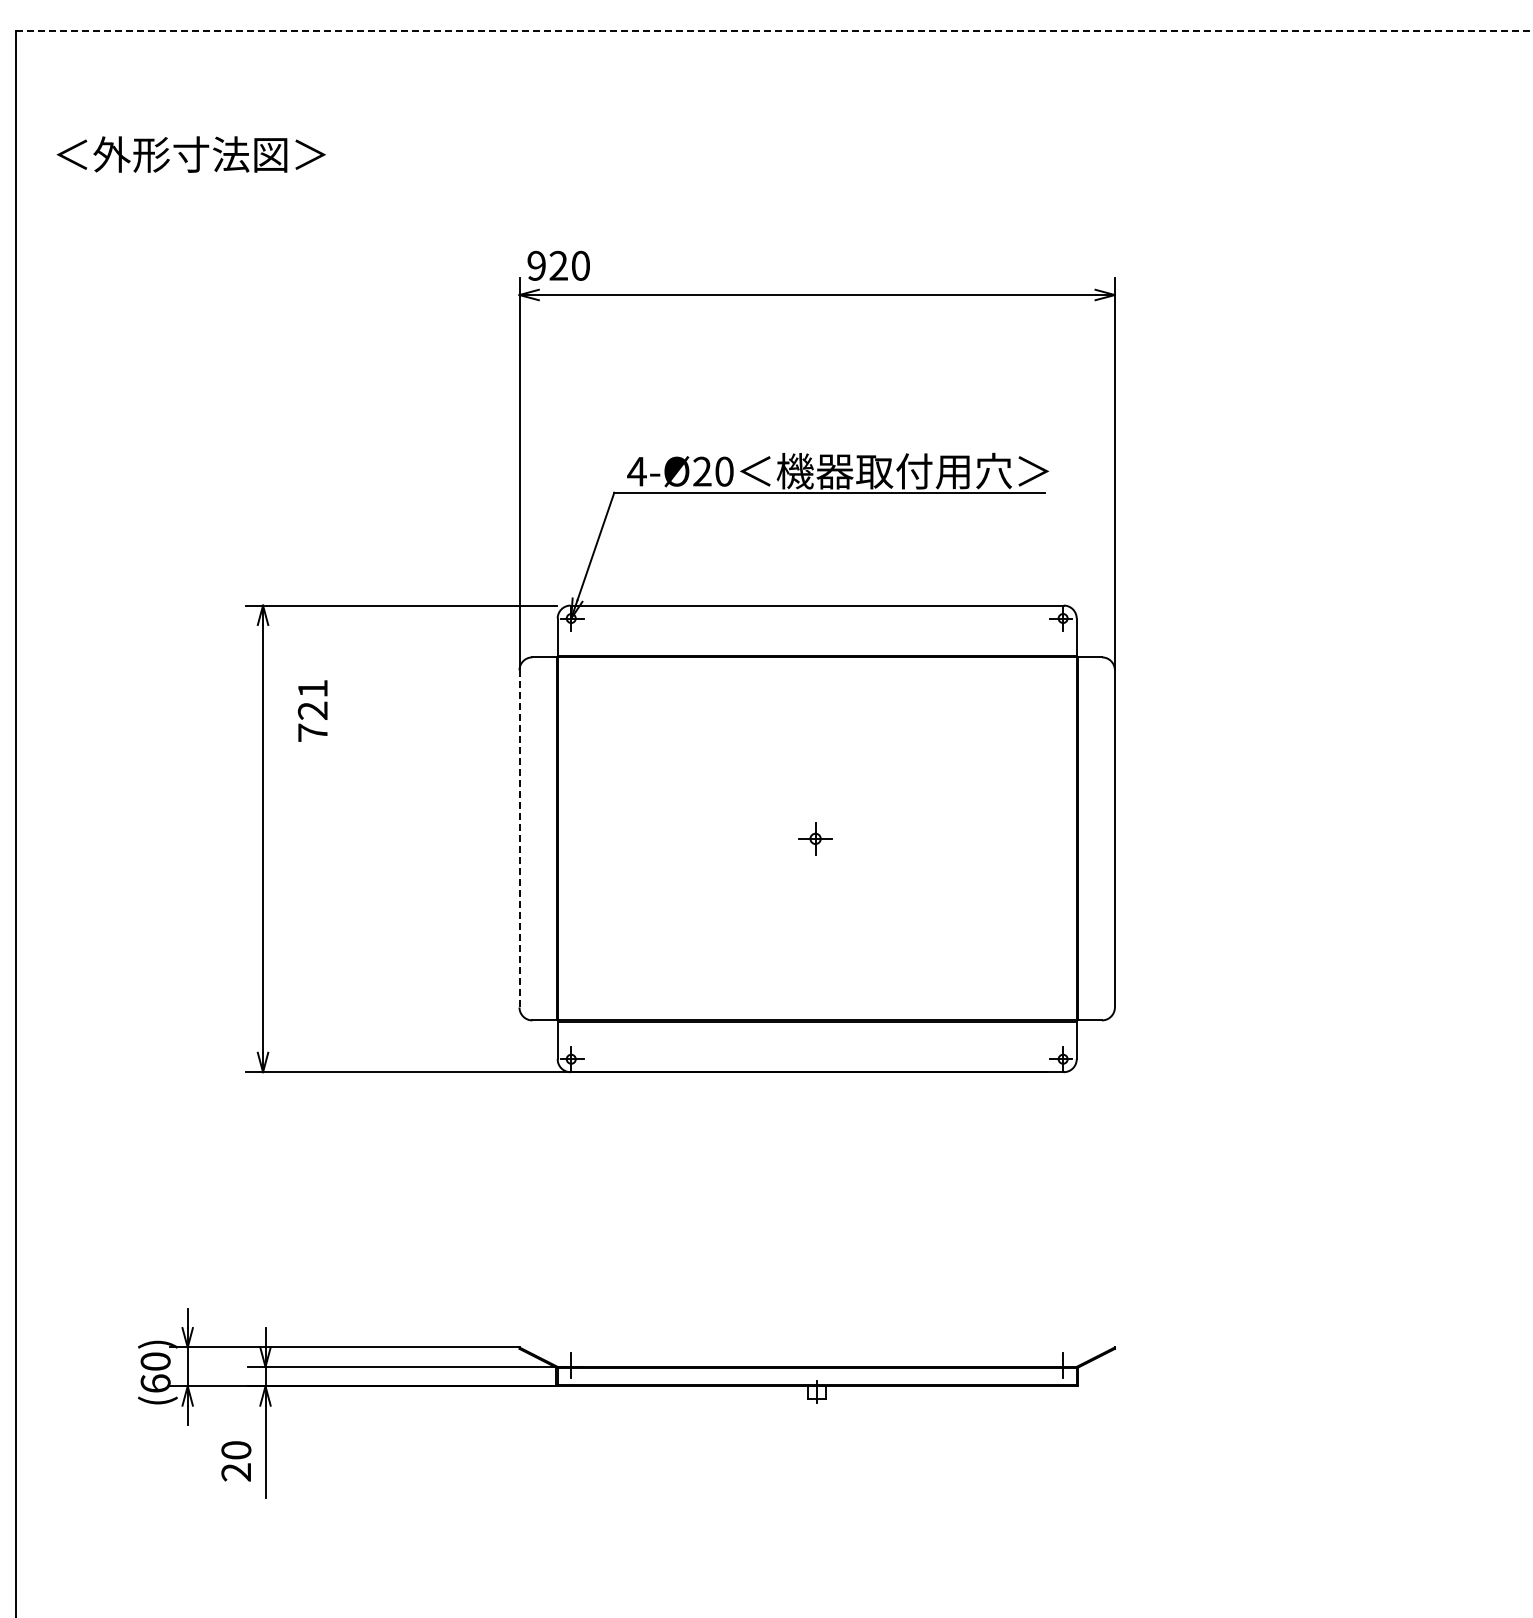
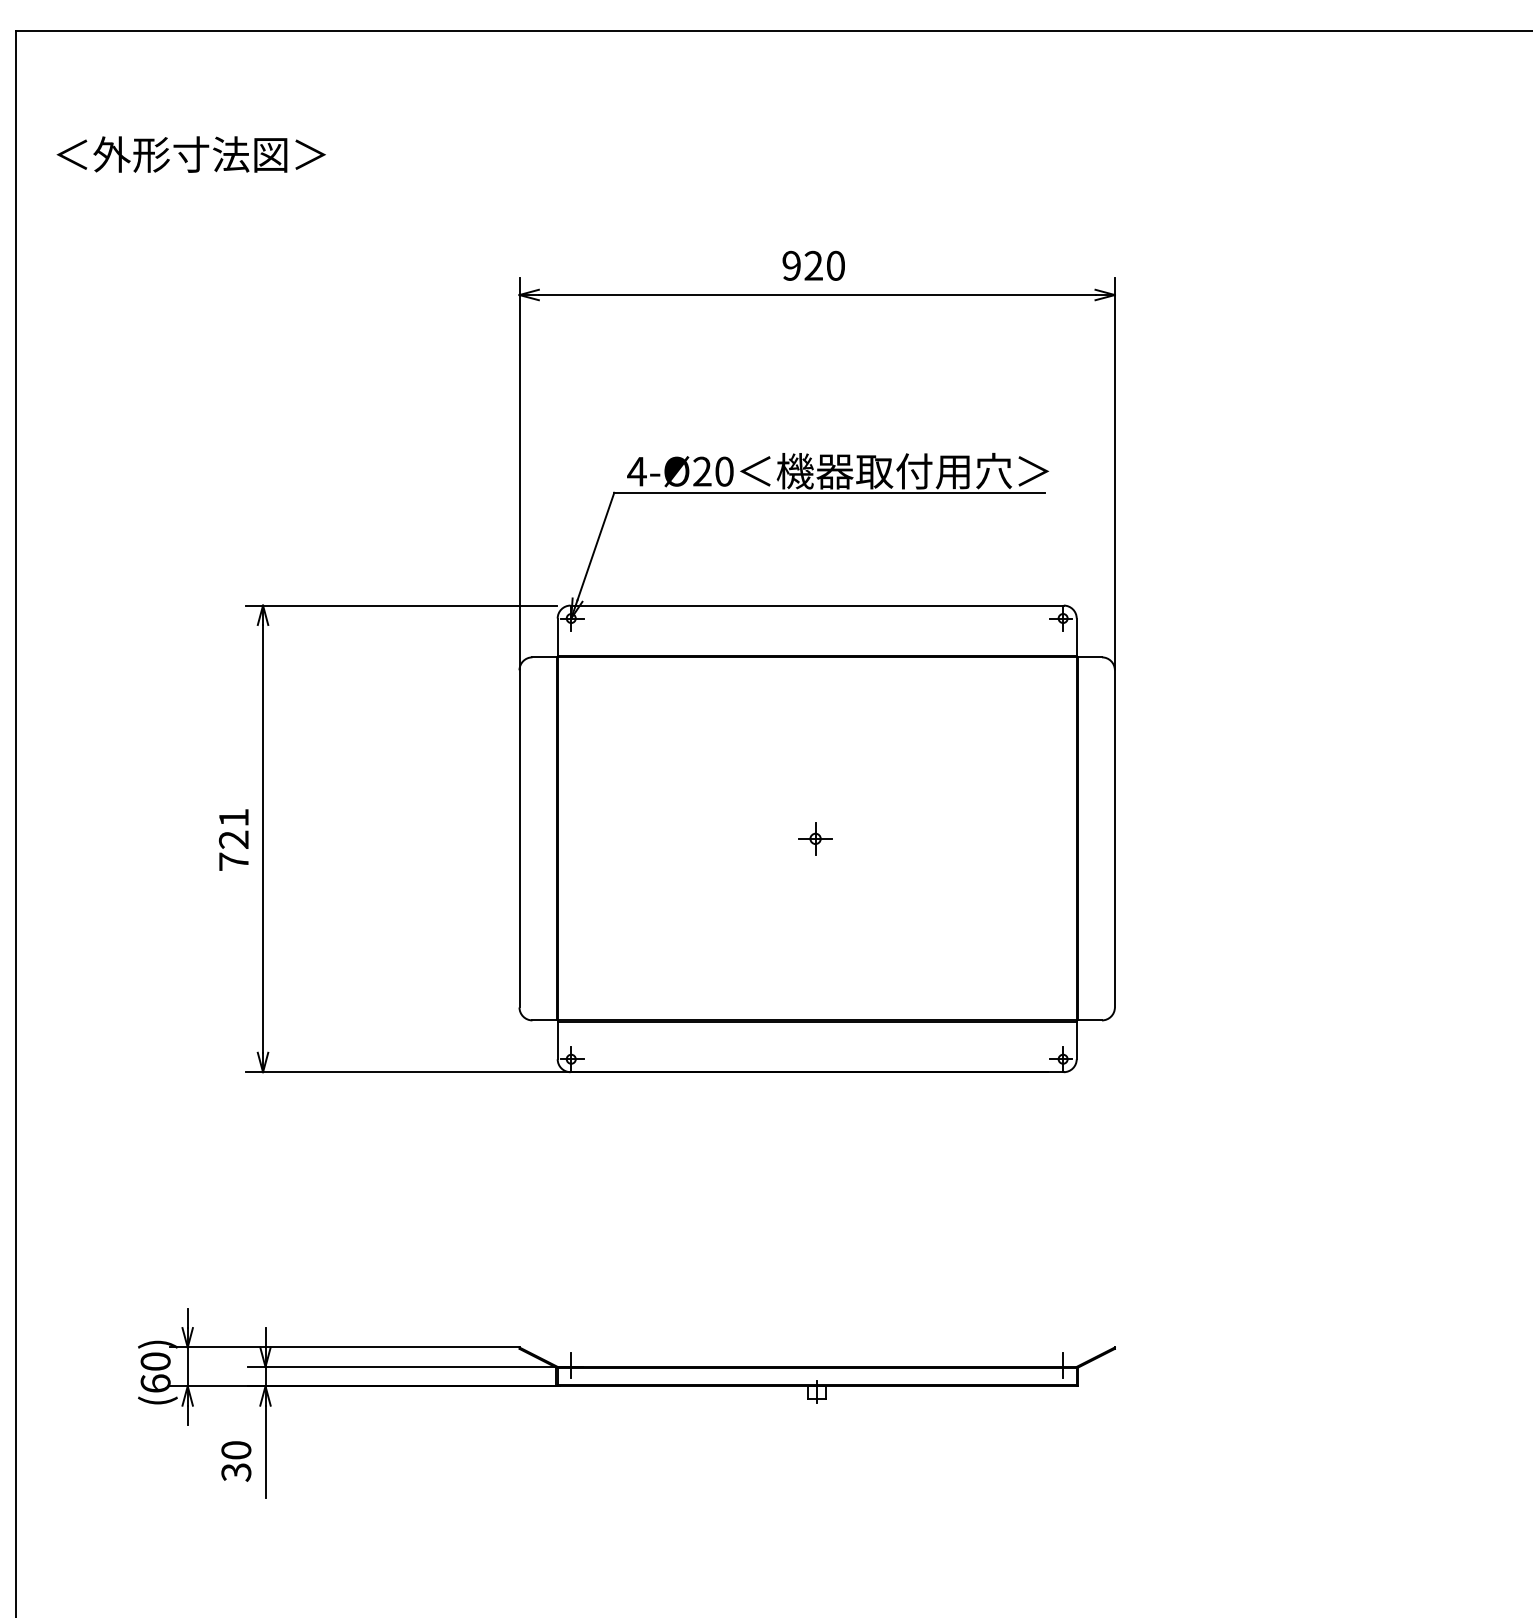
line: dashed -> solid (775, 30)
text position: (558, 265) -> (813, 265) (813, 265)
text position: (312, 710) -> (233, 839) (233, 839)
line: dashed -> solid (519, 838)
text: 20 -> 30 (236, 1472)
